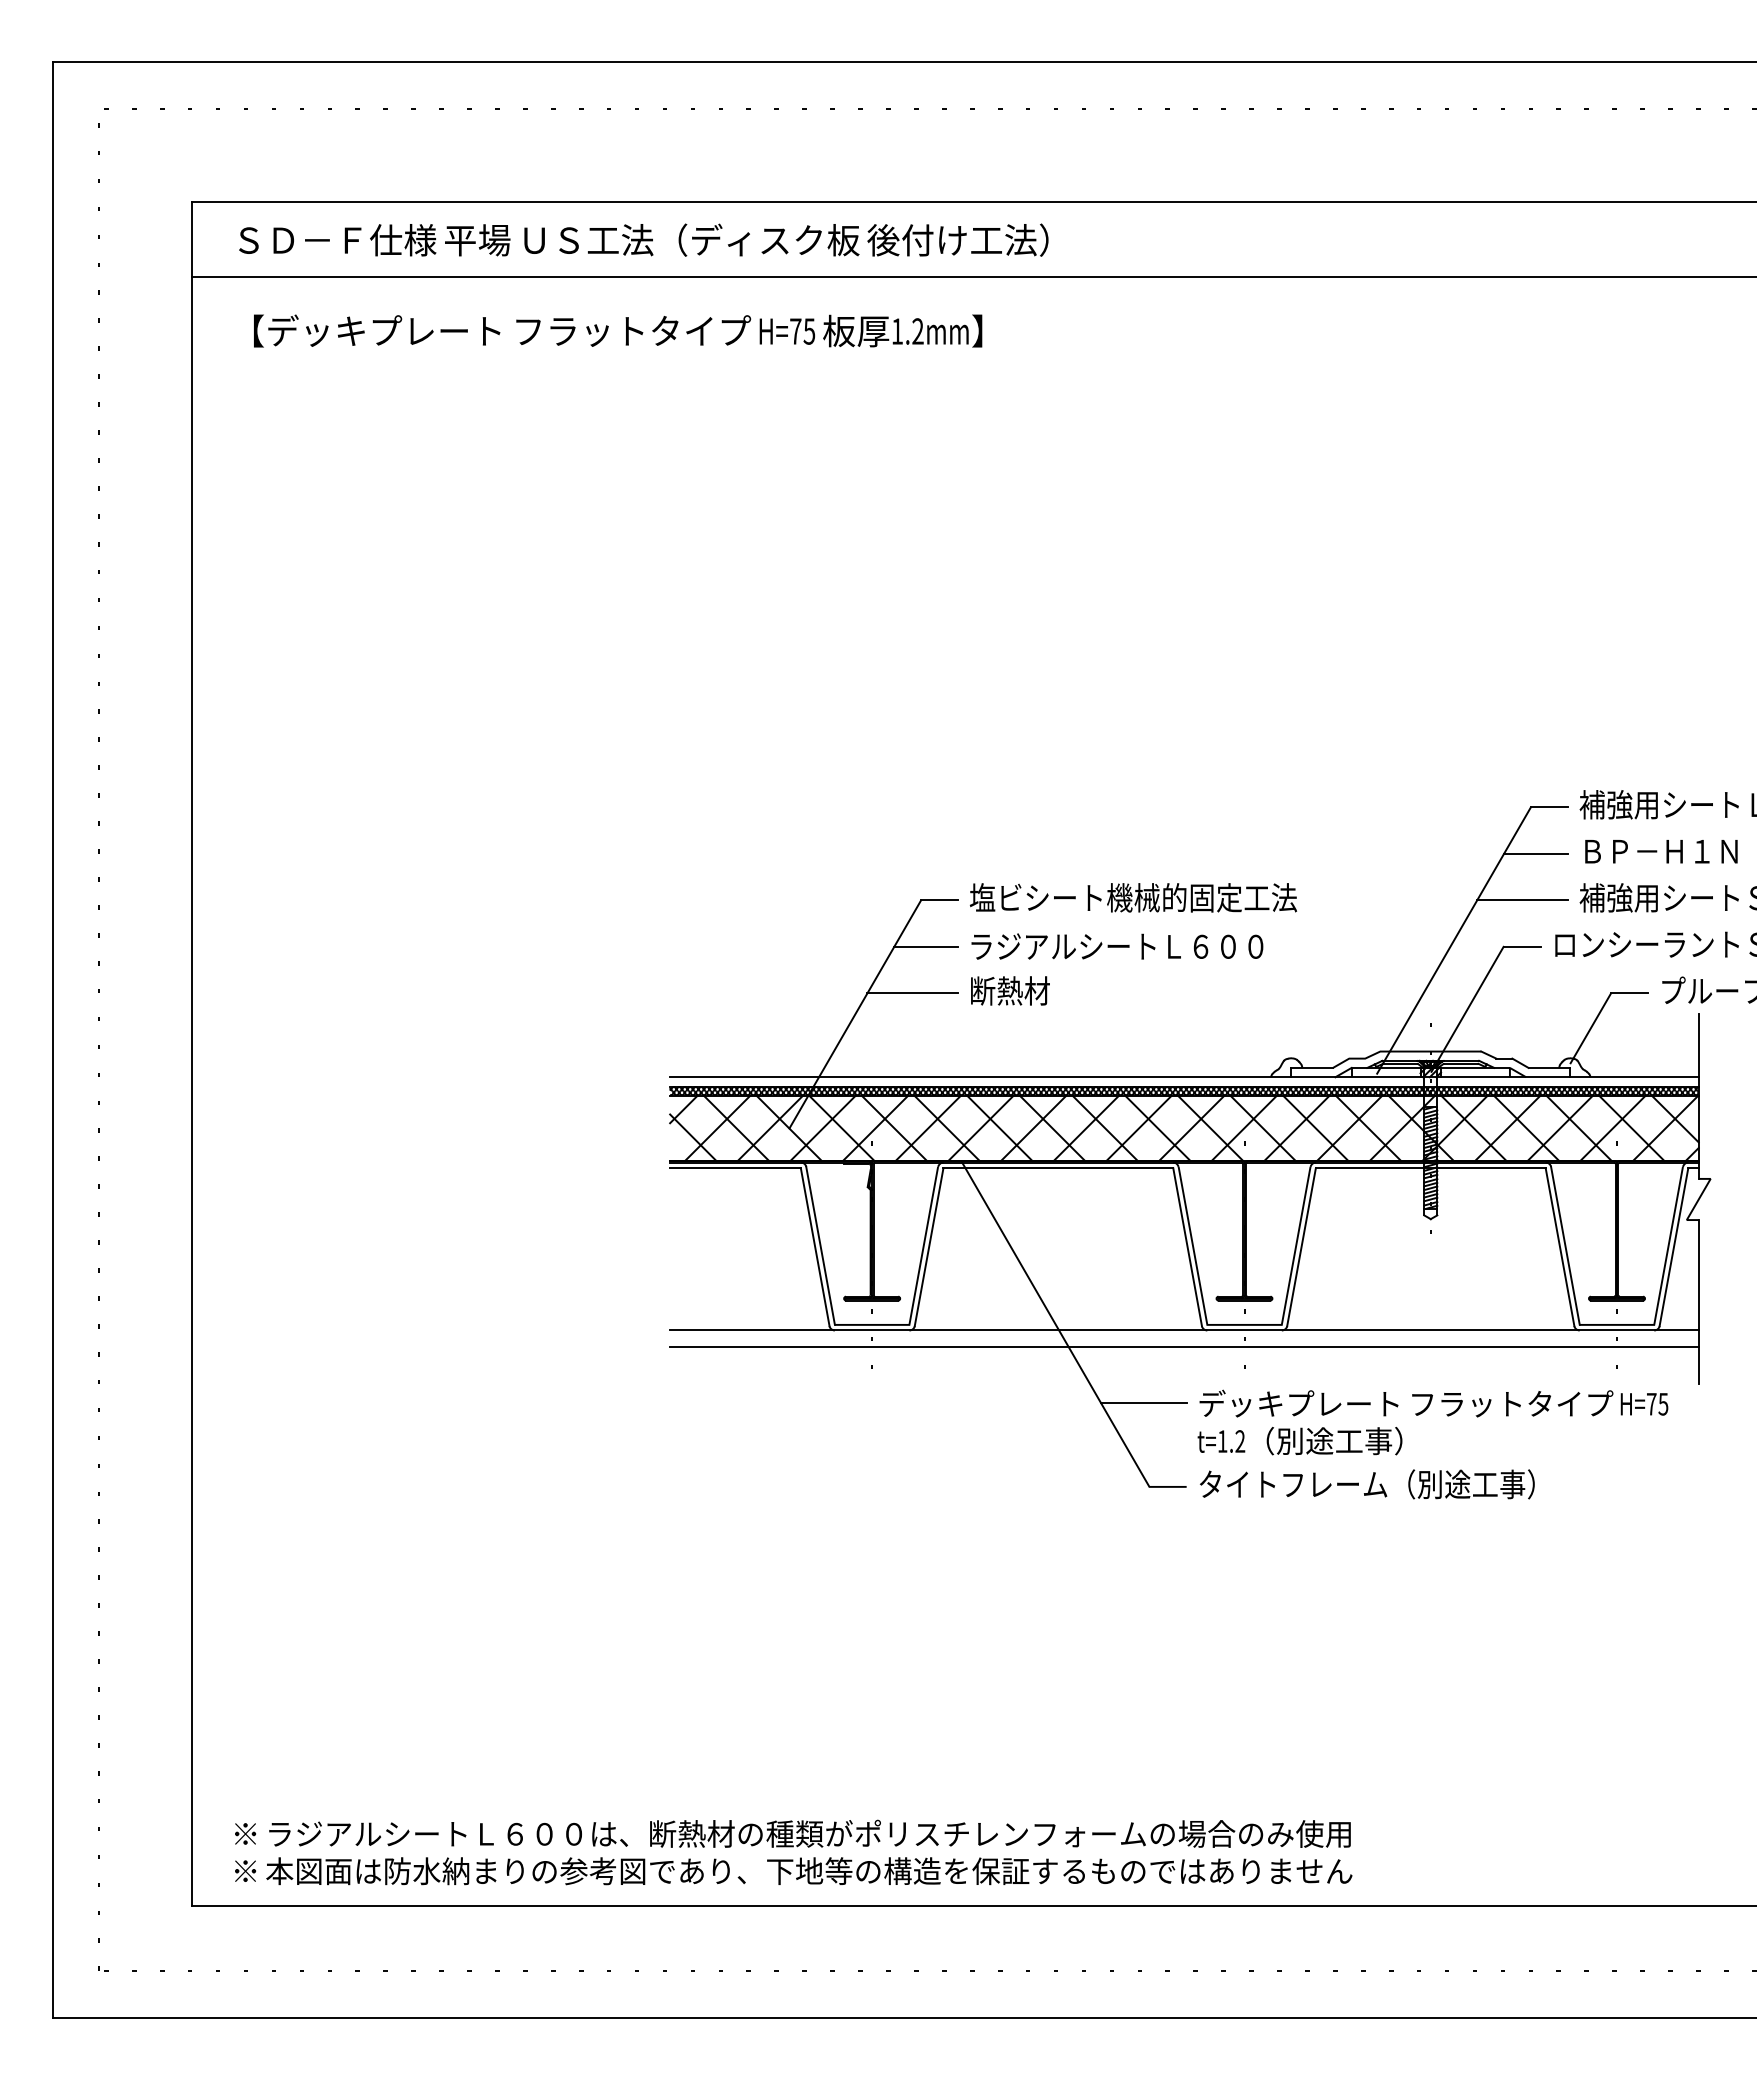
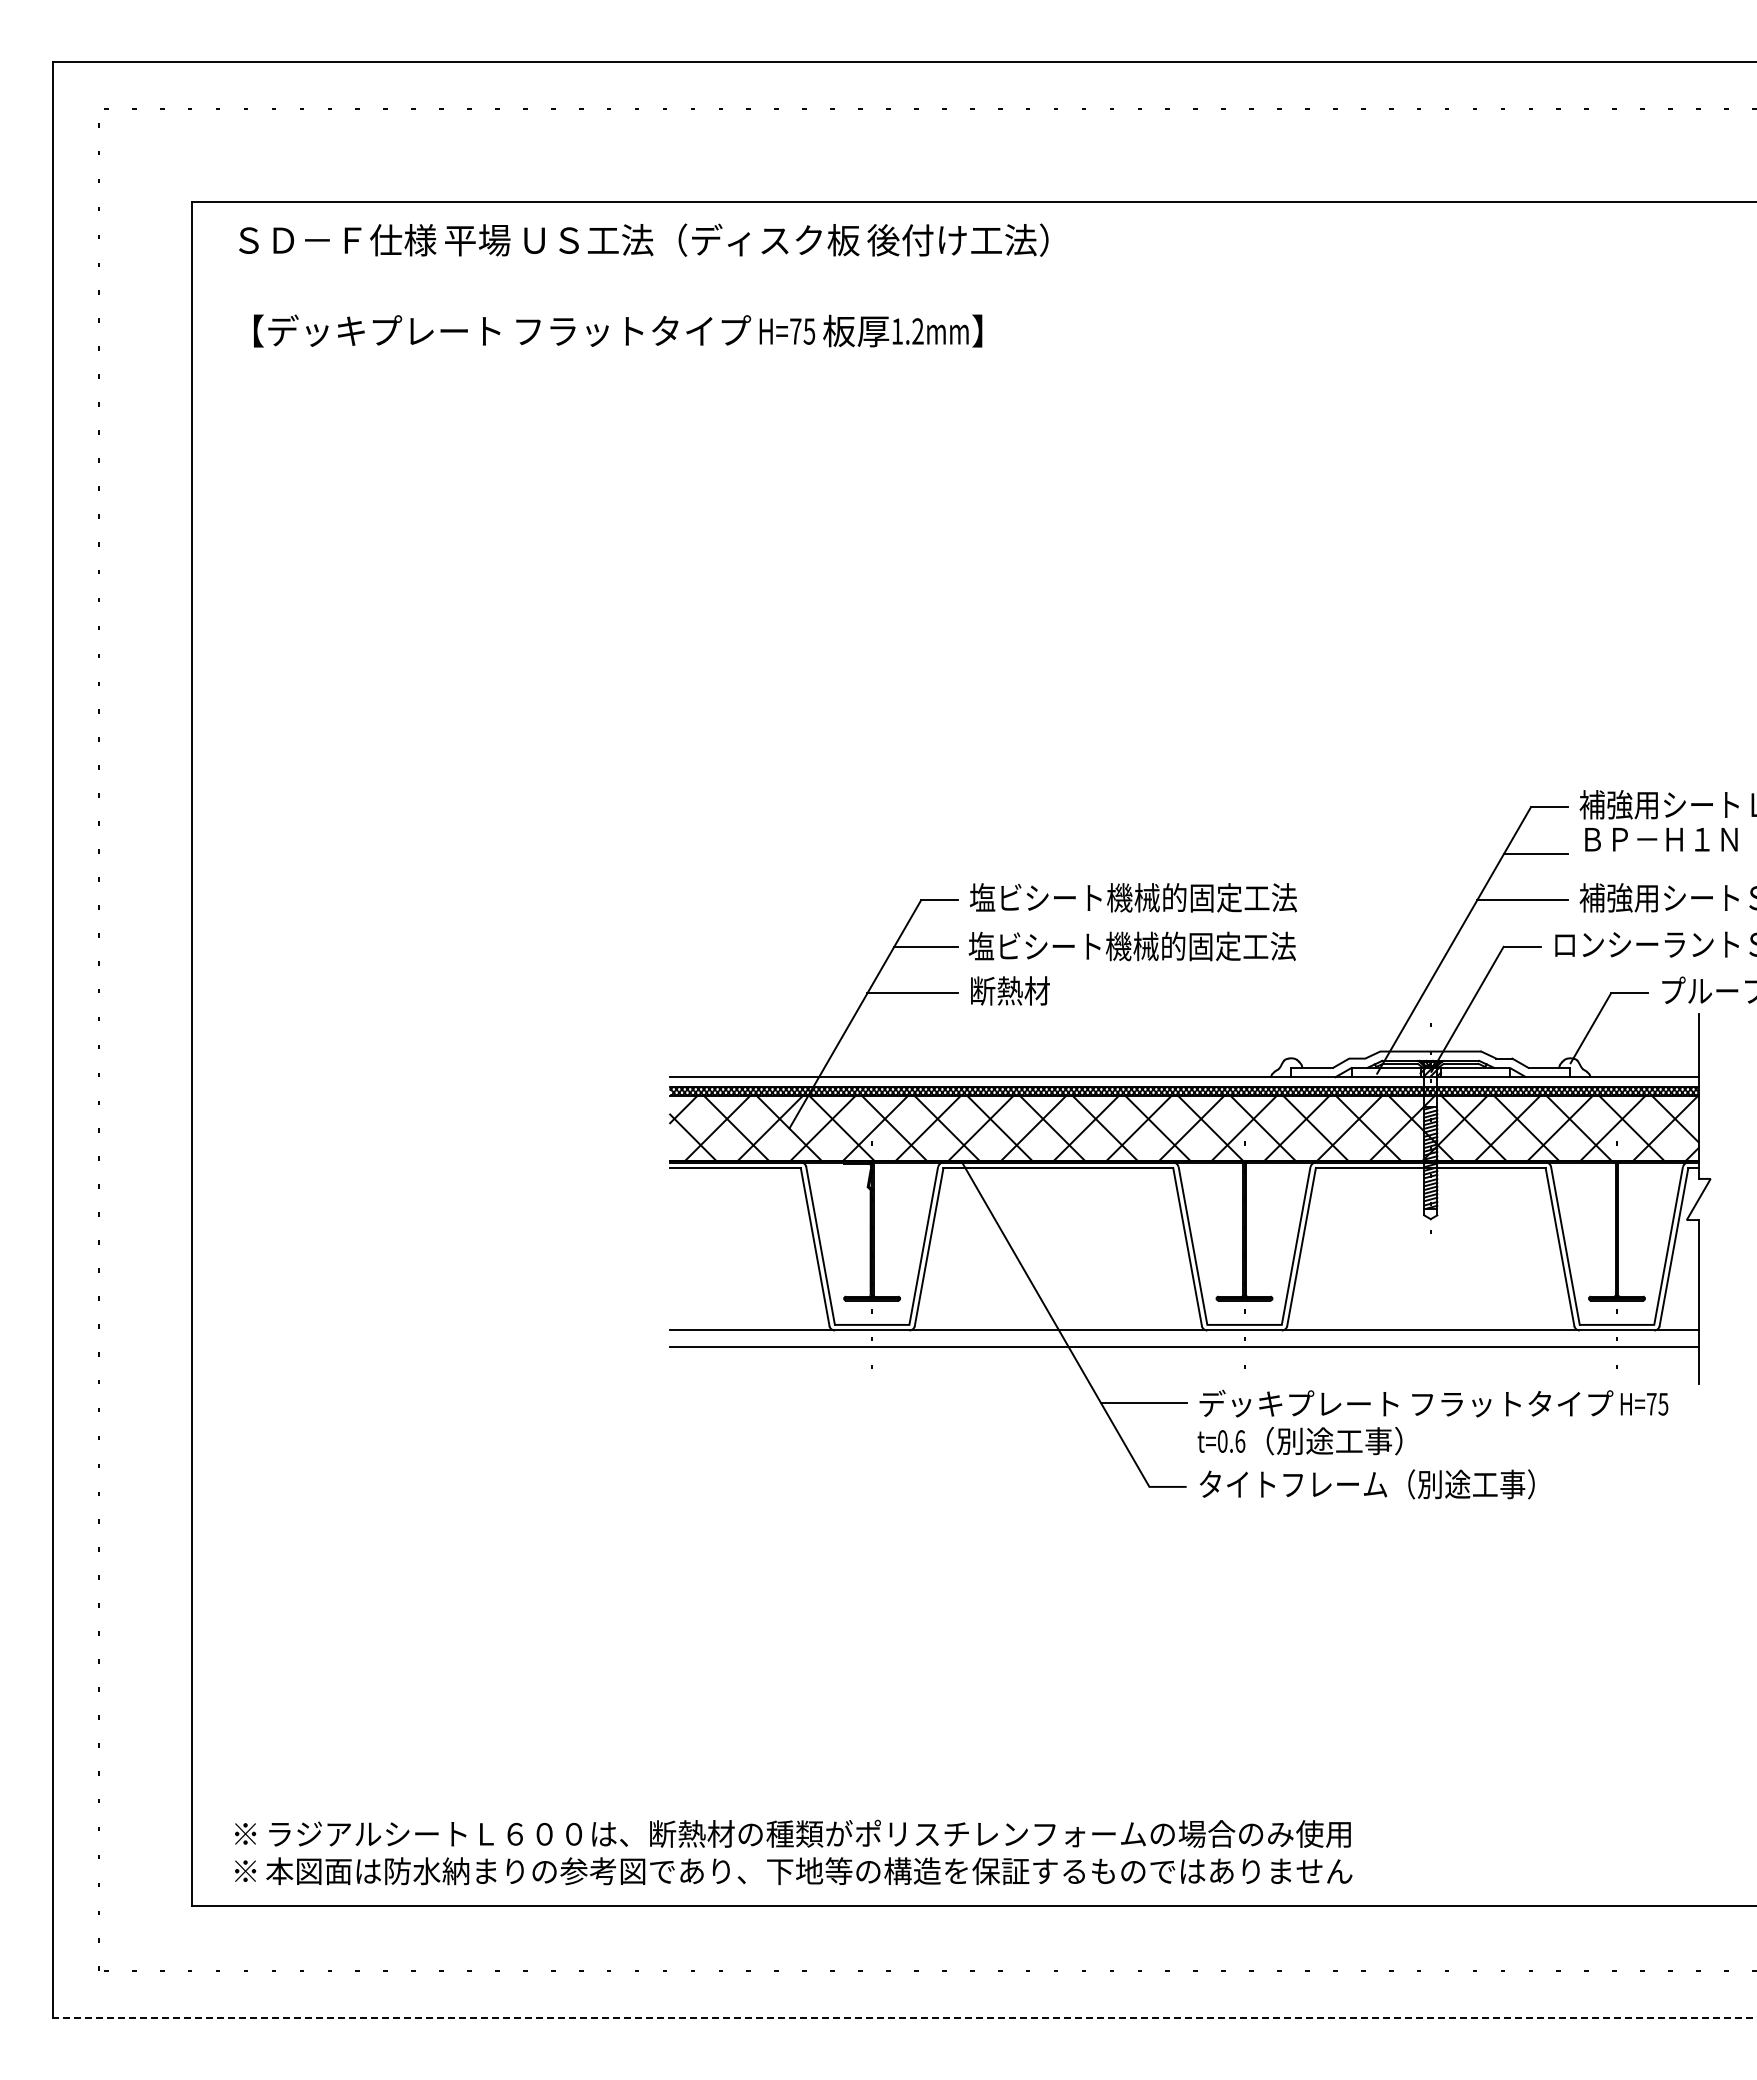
line: present -> none (972, 276)
text position: (1661, 851) -> (1661, 839) (1661, 839)
text: ラジアルシートＬ６００ -> 塩ビシート機械的固定工法 (1131, 946)
text: t=1.2 -> t=0.6 (1231, 1441)
line: solid -> dashed (904, 2017)
